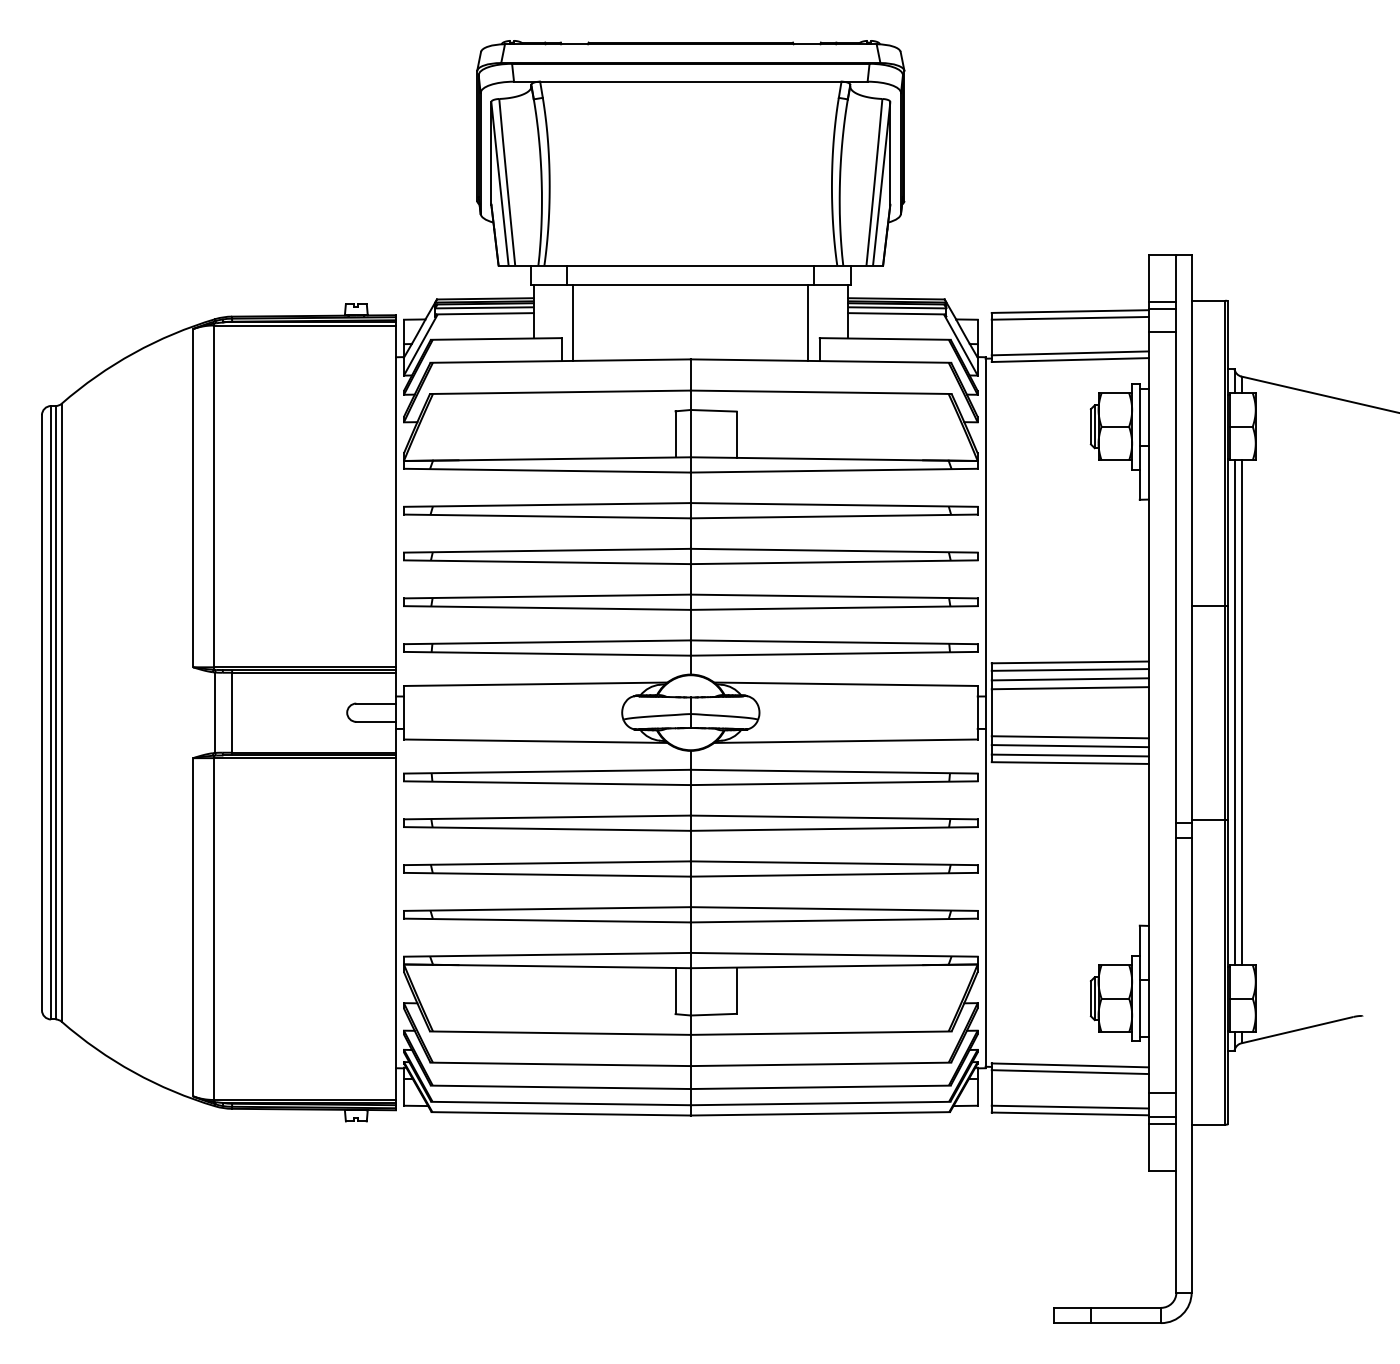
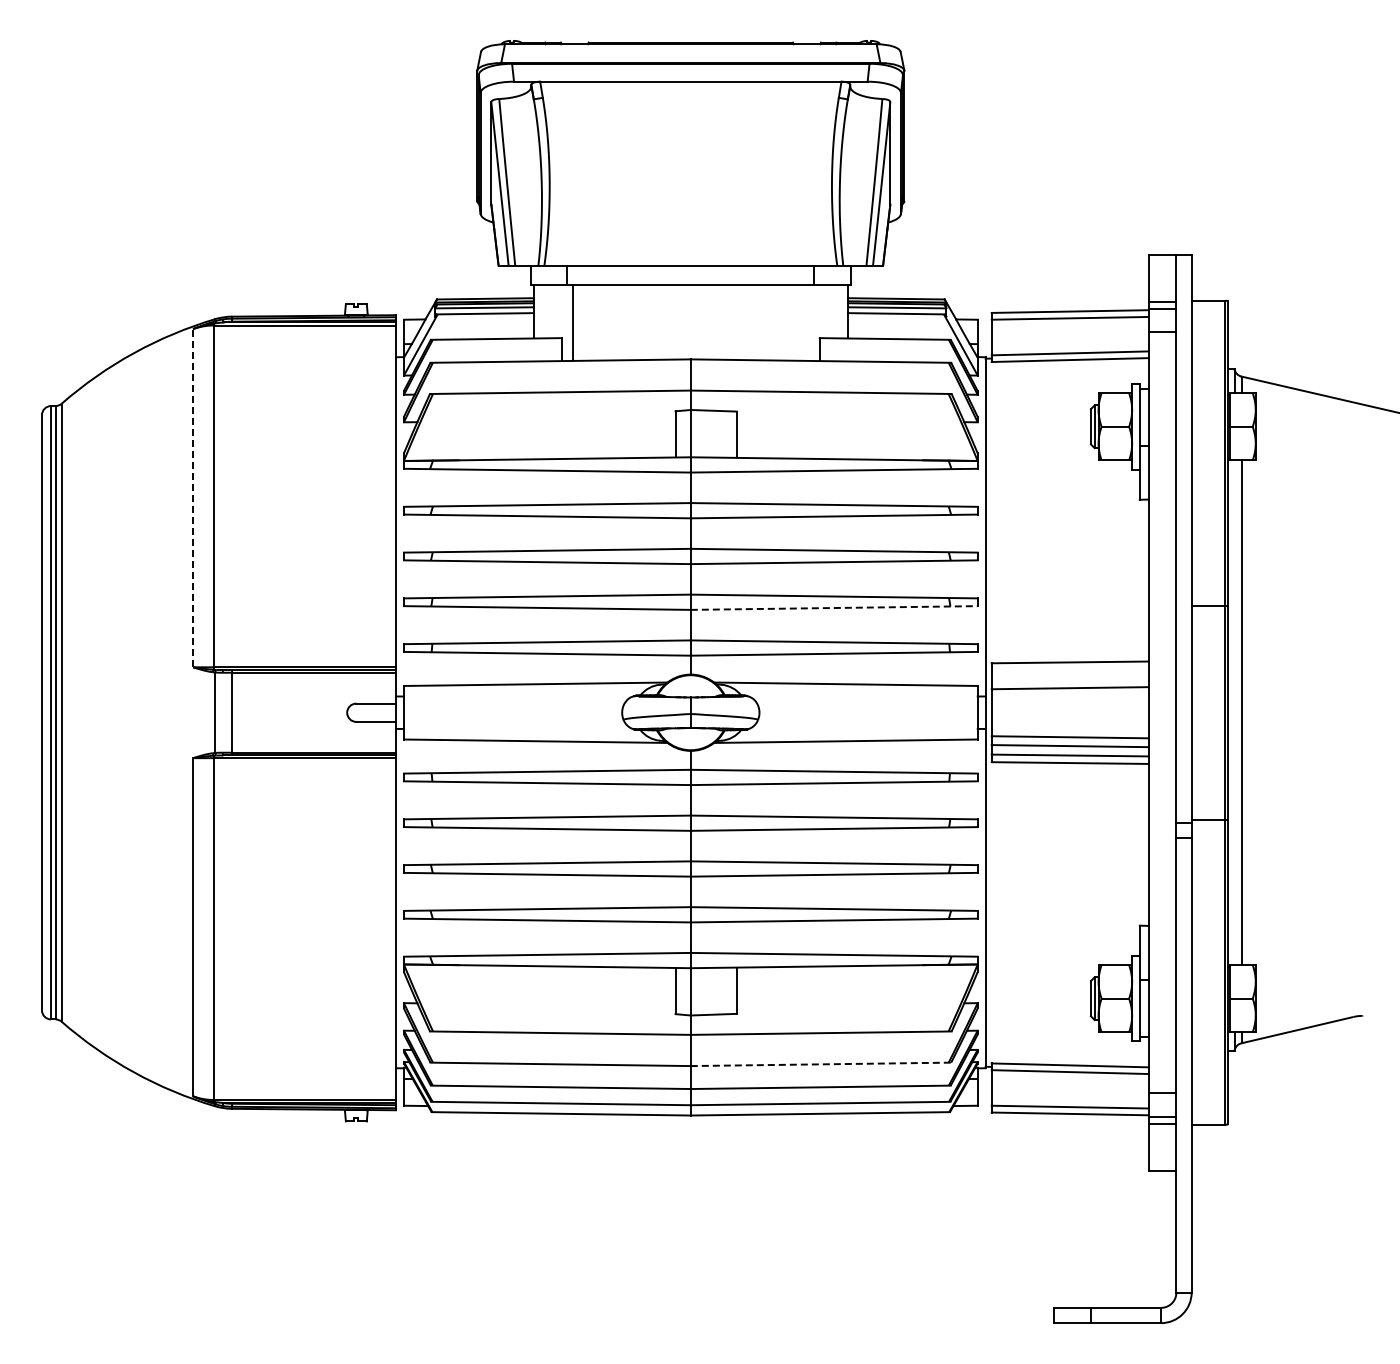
line: present -> none (808, 322)
line: solid -> dashed (193, 497)
line: solid -> dashed (834, 608)
line: present -> none (1069, 669)
line: present -> none (1069, 679)
line: present -> none (1234, 712)
line: solid -> dashed (821, 1064)
